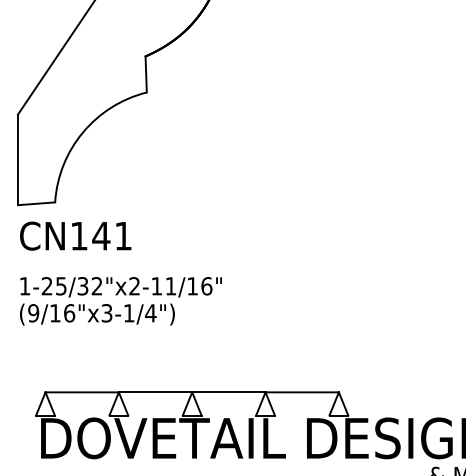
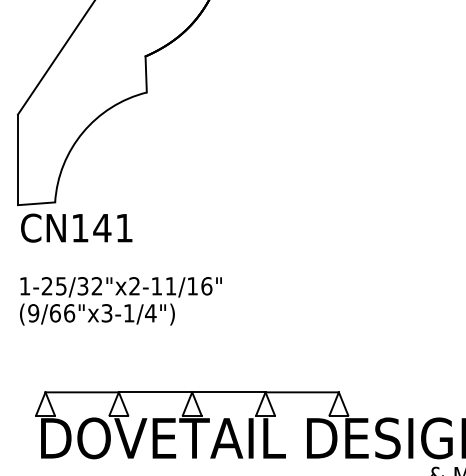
text position: (75, 235) -> (76, 227) (76, 227)
text: (9/16"x3-1/4") -> (9/66"x3-1/4") (55, 313)
